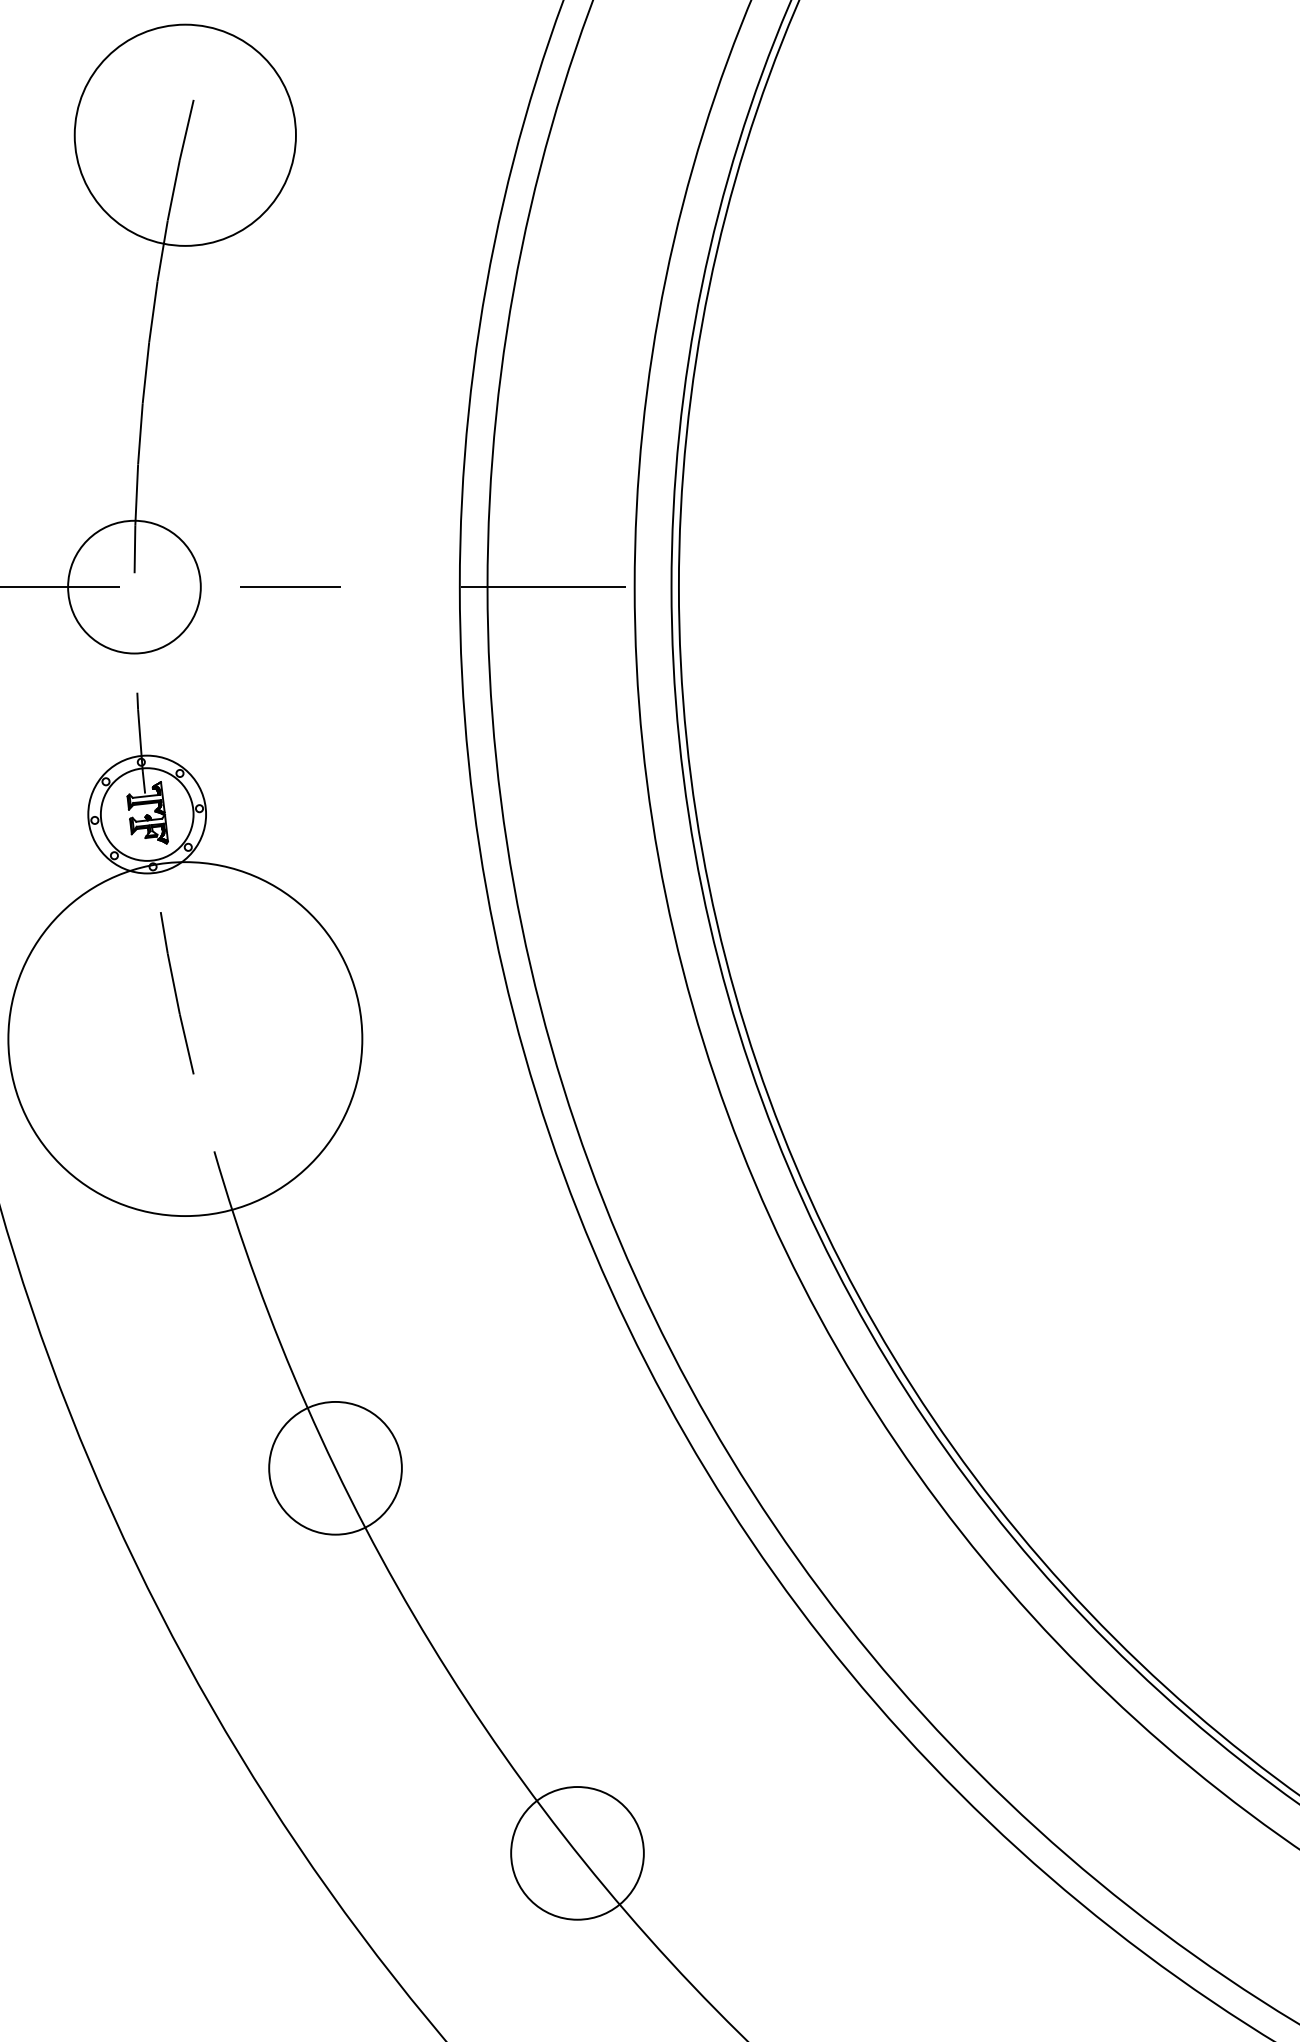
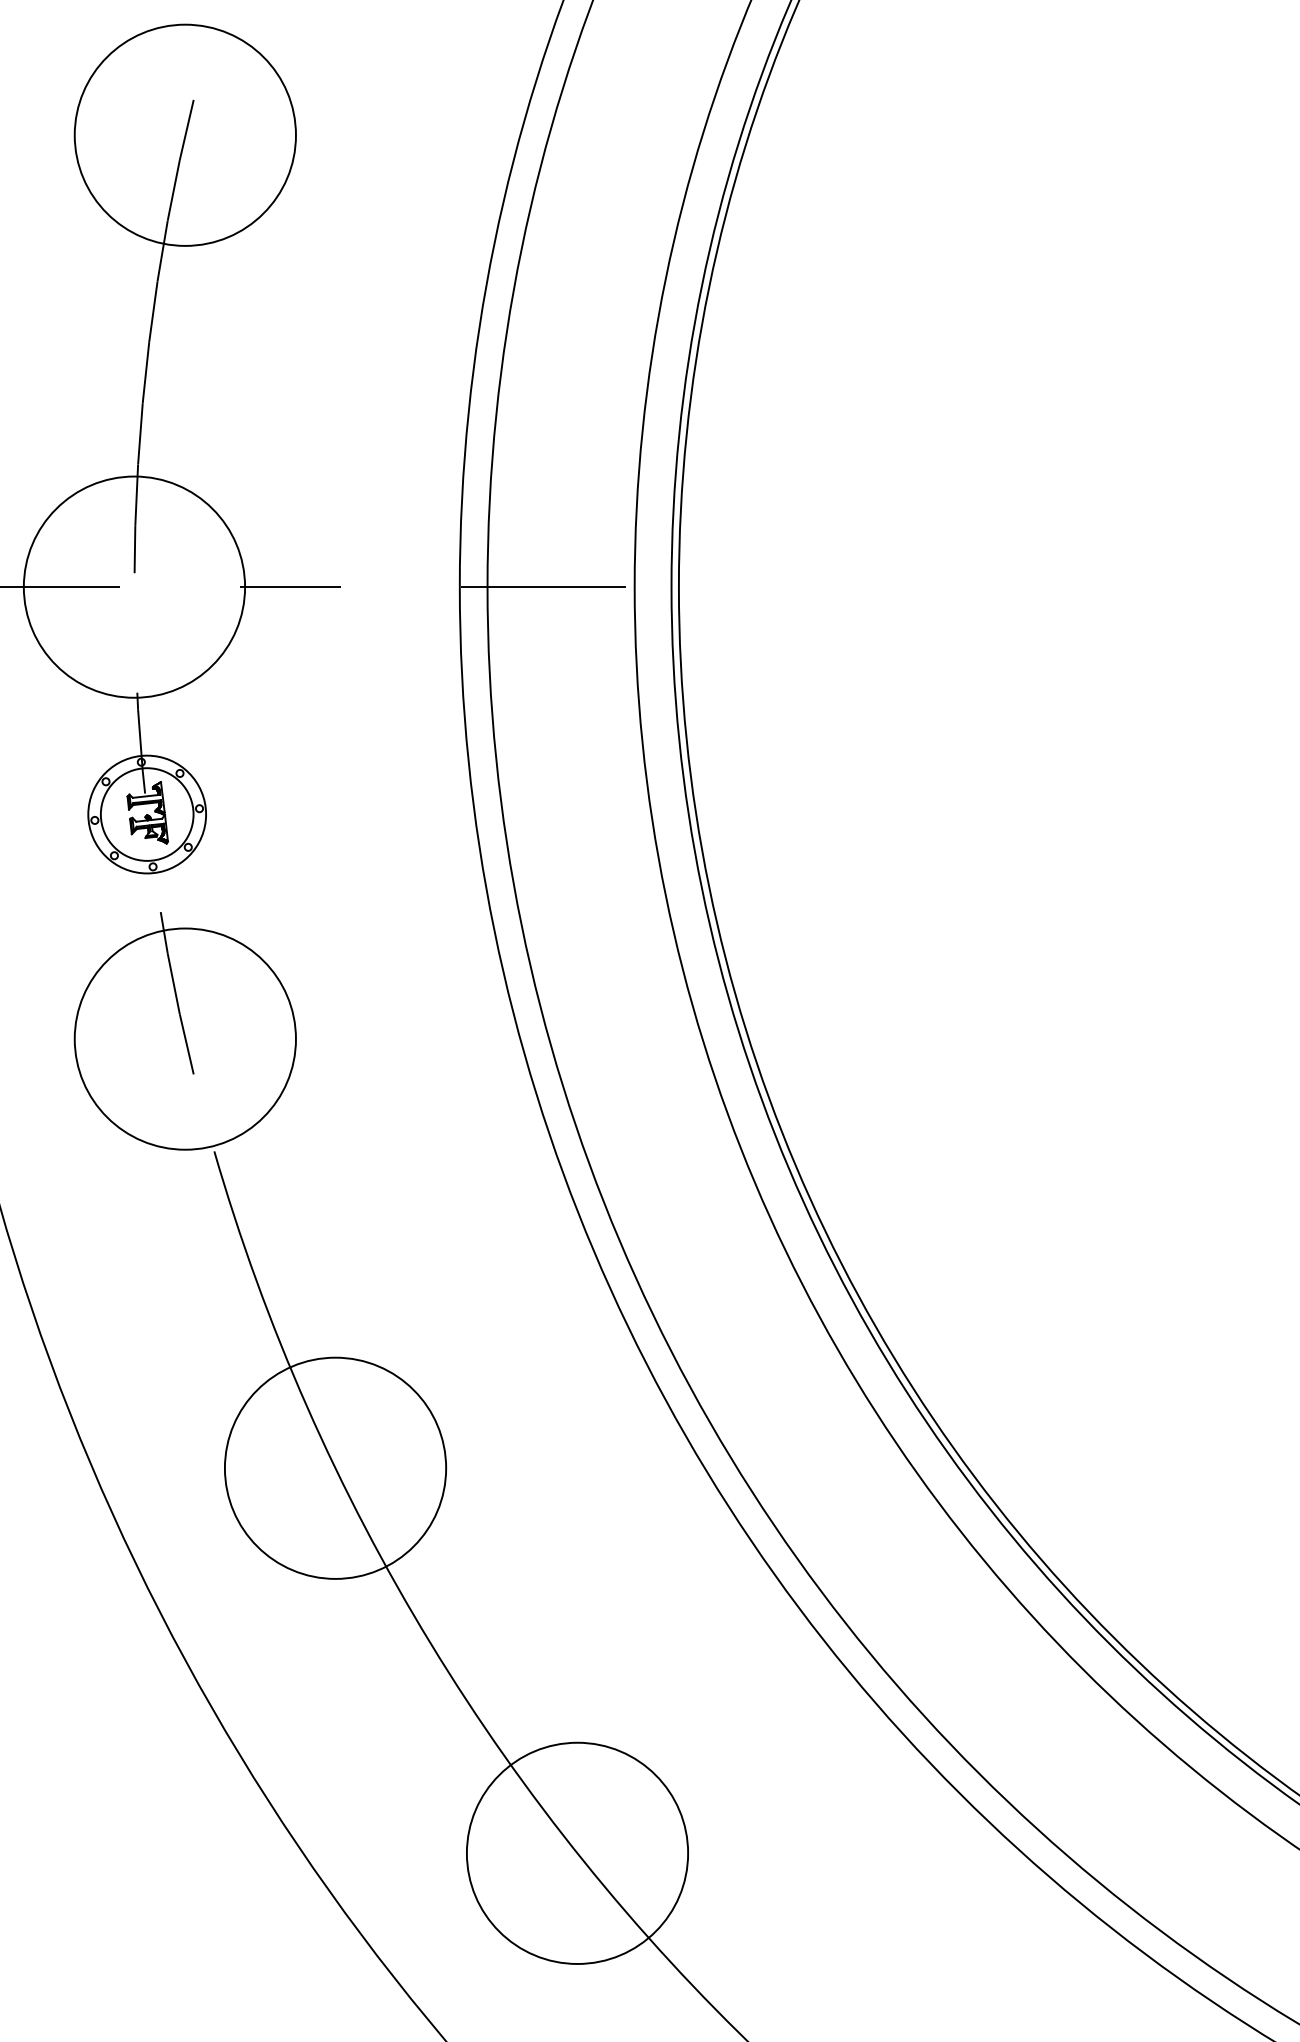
circle diameter: 133 px -> 221 px (134, 586)
circle diameter: 354 px -> 221 px (184, 1038)
circle diameter: 133 px -> 221 px (335, 1467)
circle diameter: 133 px -> 221 px (577, 1852)
